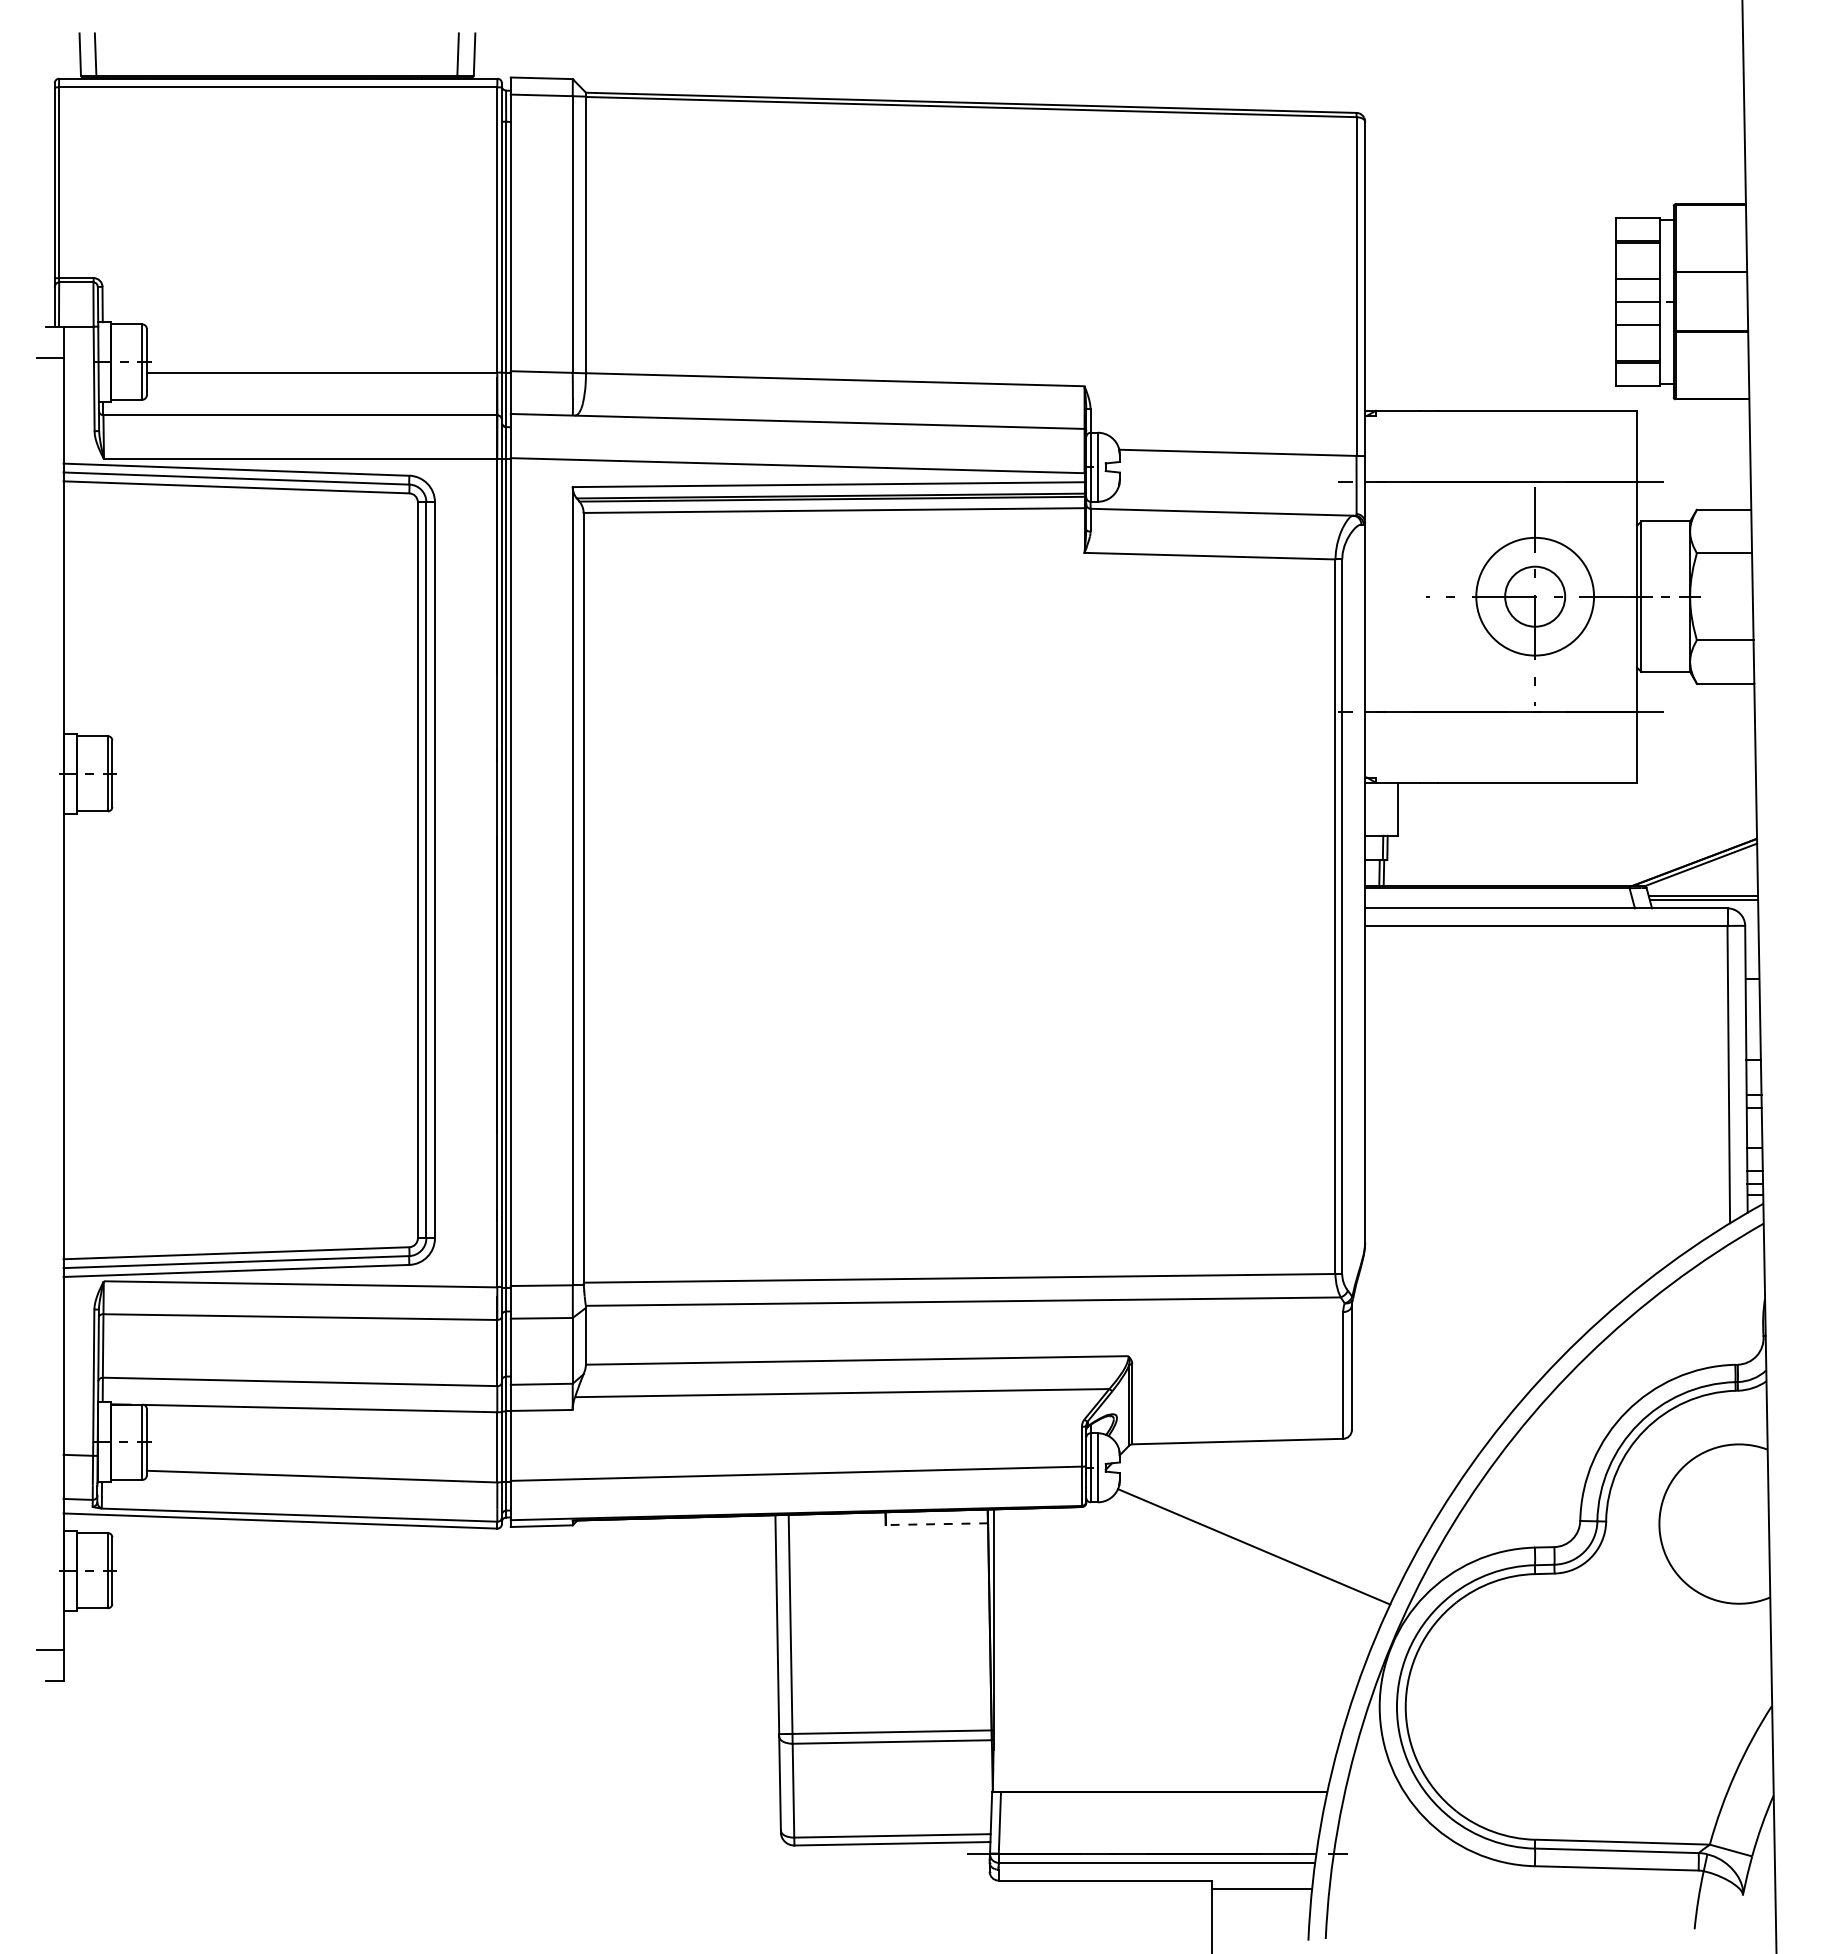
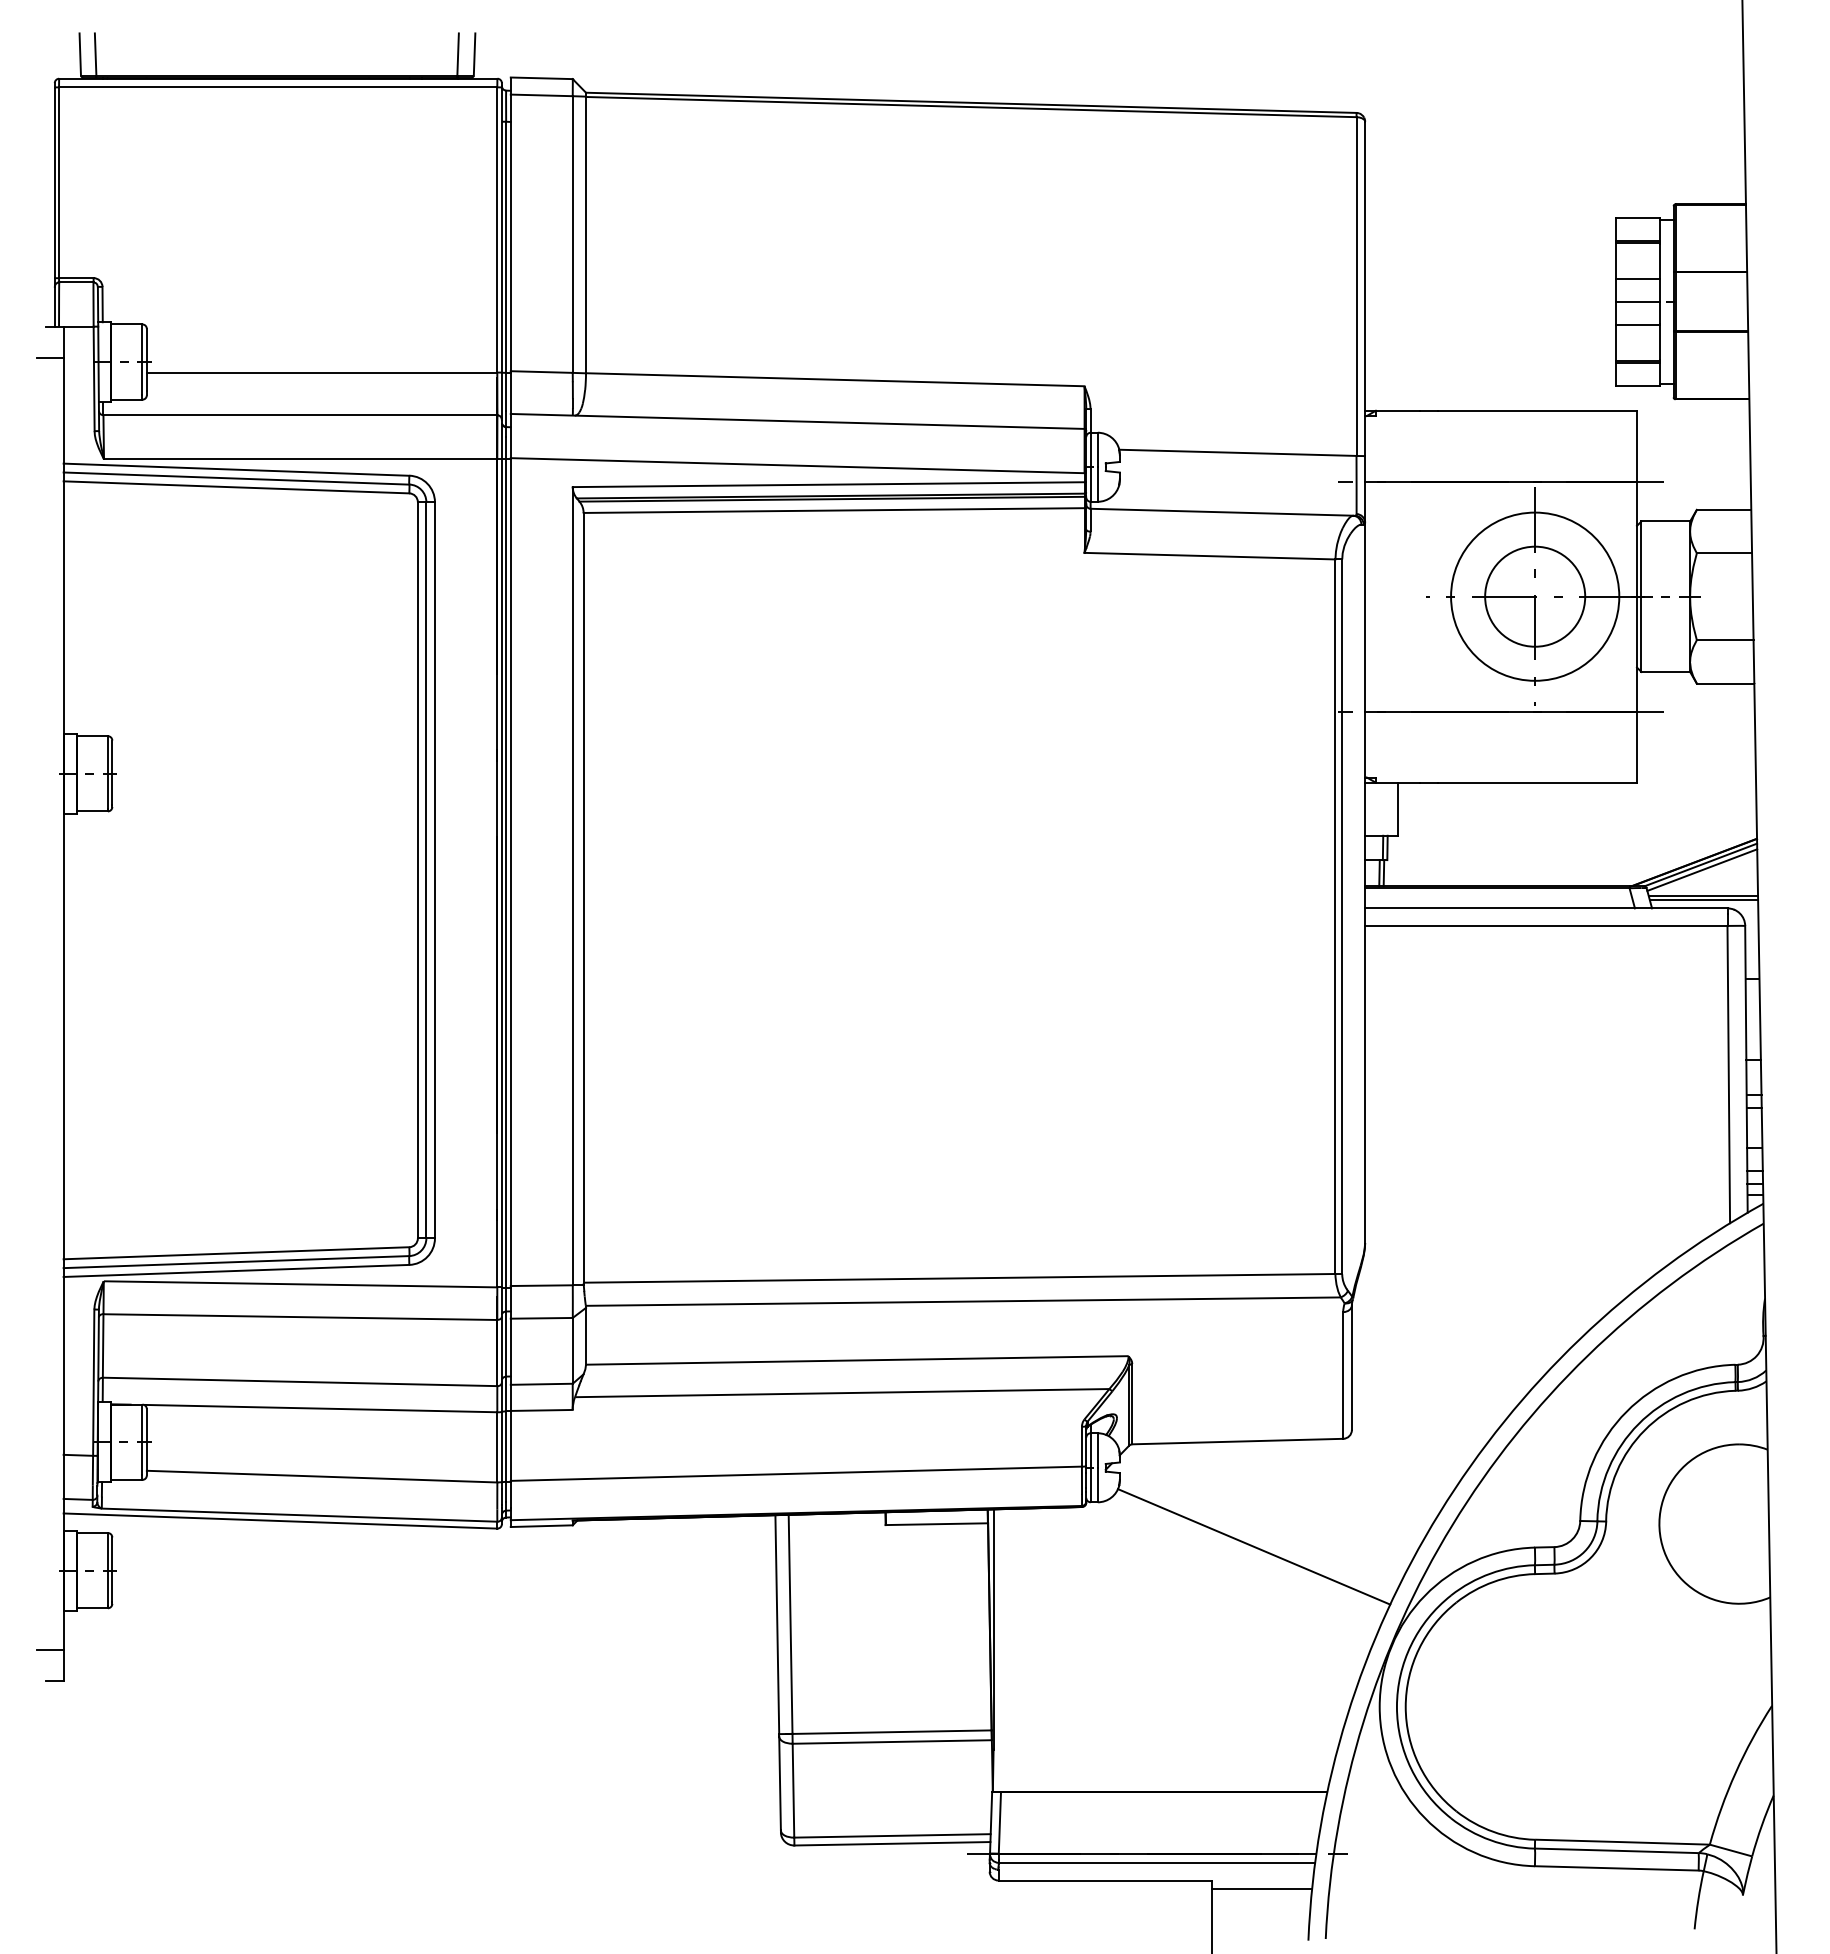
circle diameter: 118 px -> 168 px (1535, 596)
circle diameter: 60 px -> 100 px (1535, 596)
line: none -> present (1702, 869)
line: dashed -> solid (936, 1524)
